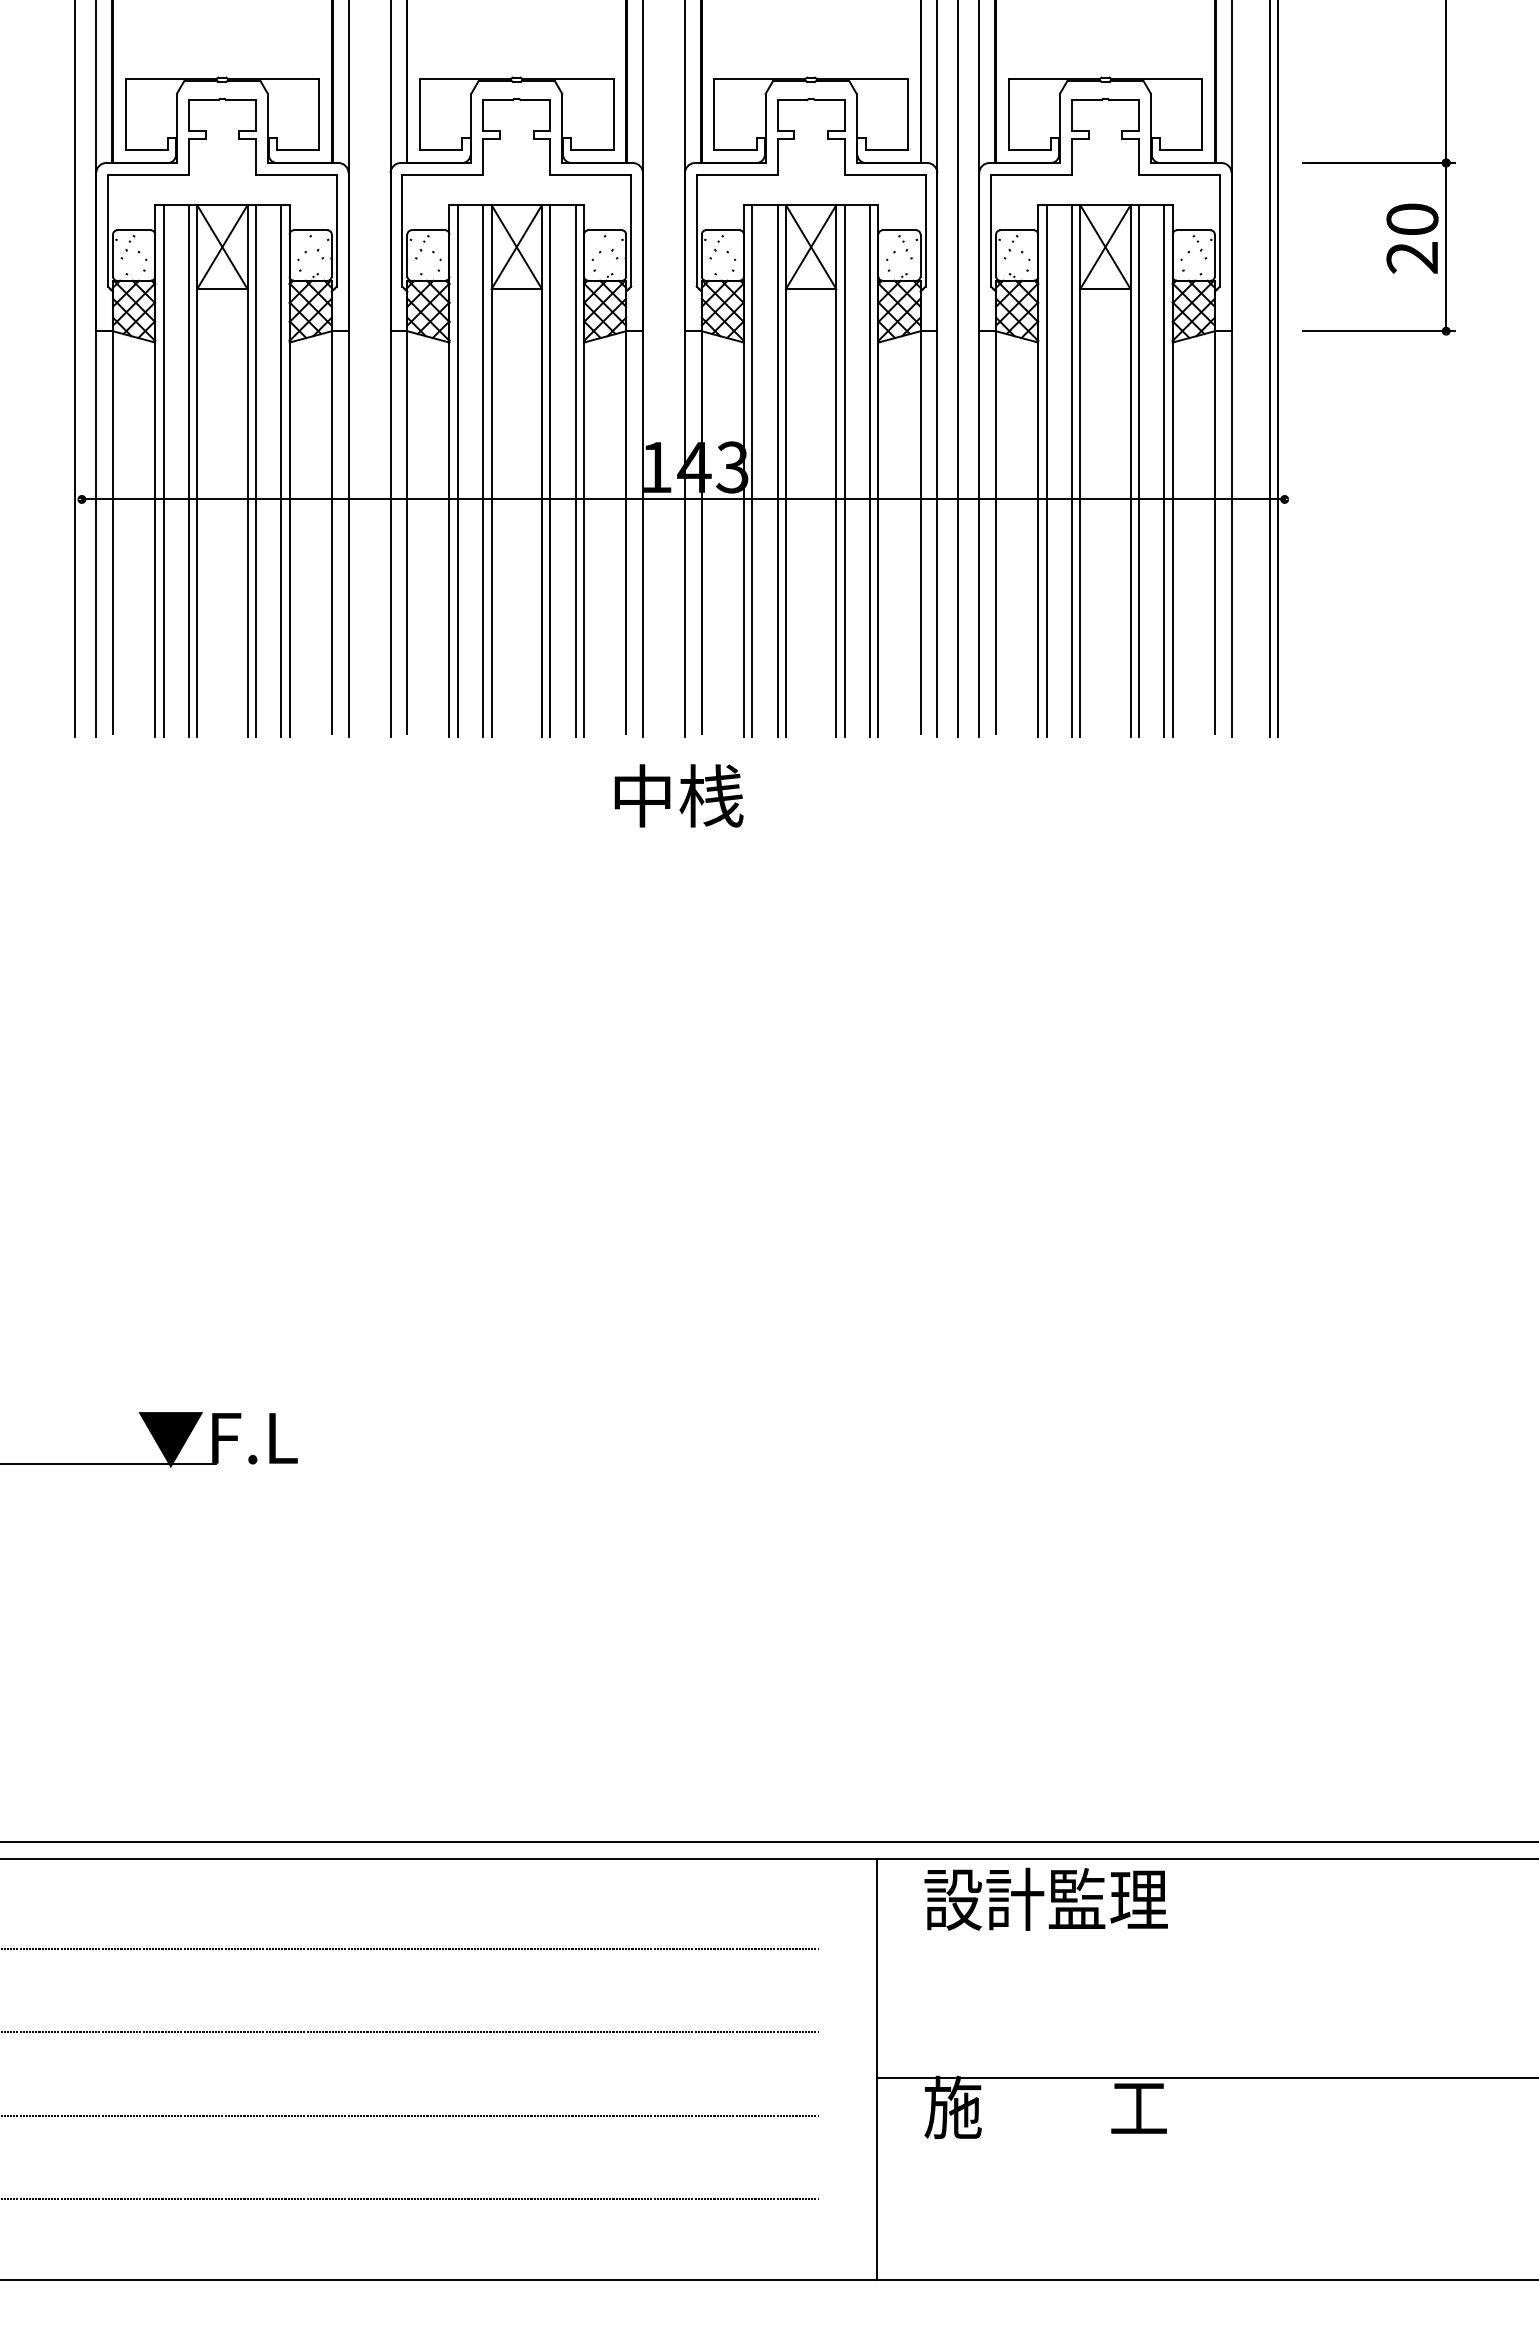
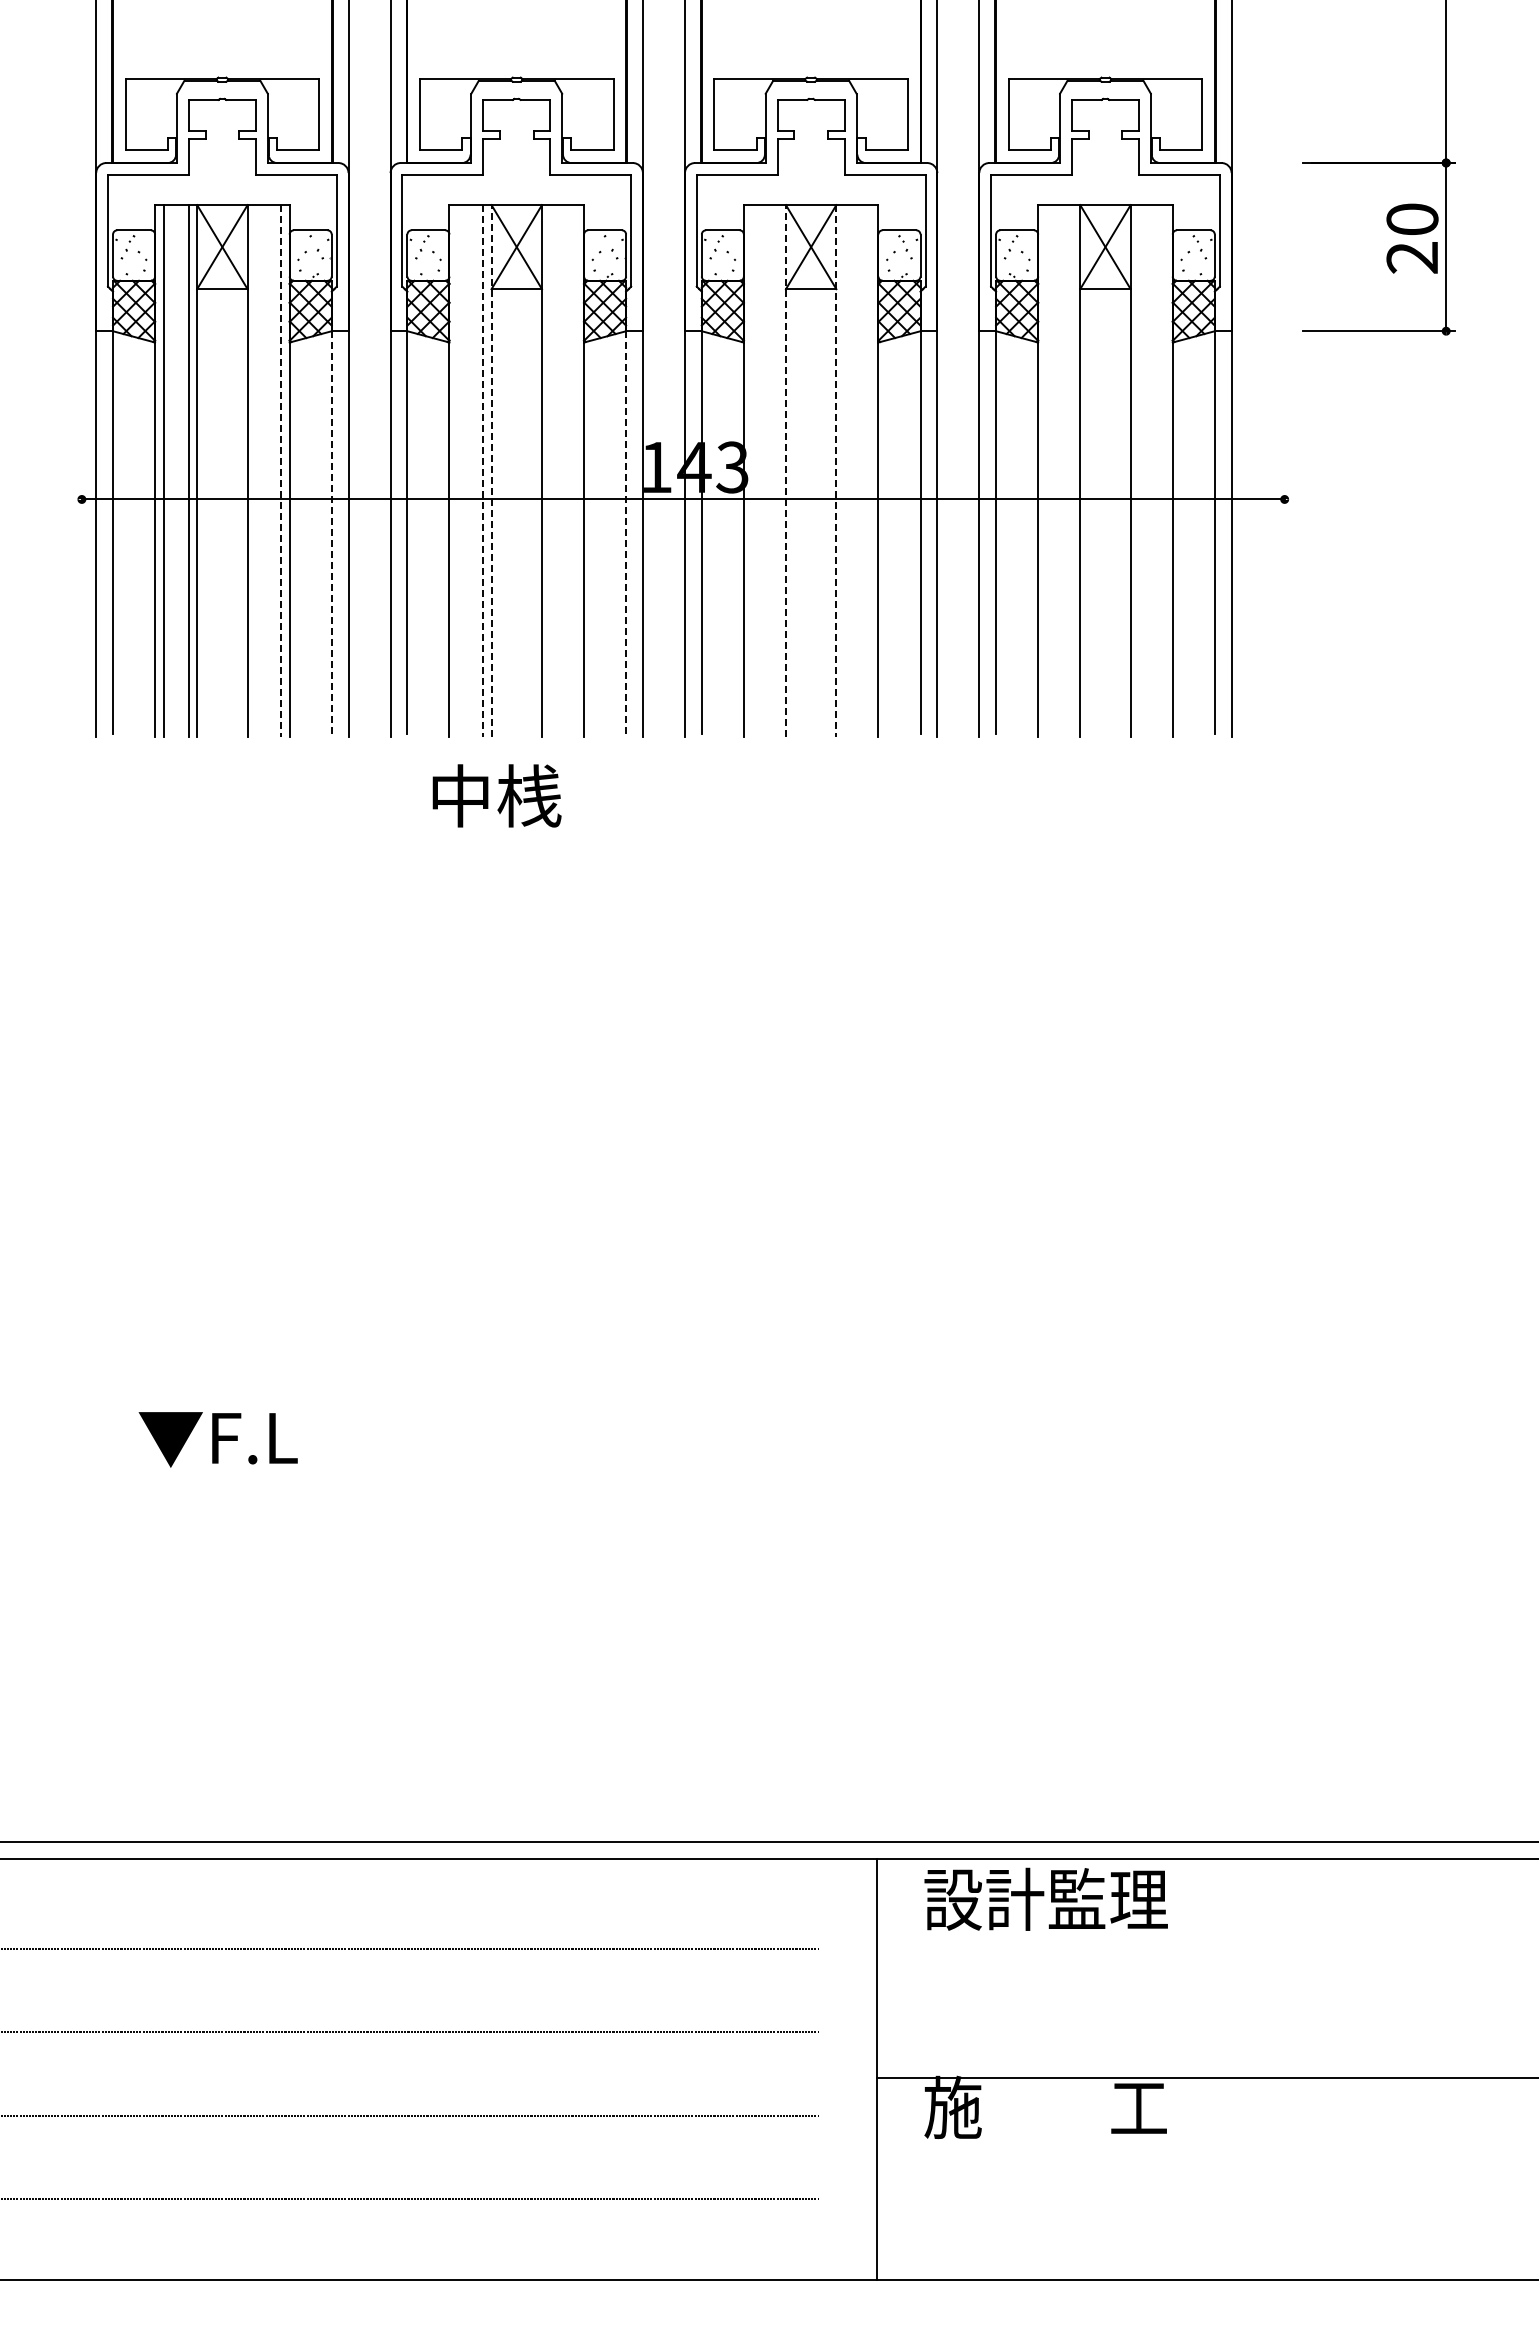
line: present -> none (75, 369)
line: present -> none (958, 369)
line: present -> none (1269, 369)
line: present -> none (1277, 369)
line: present -> none (256, 470)
line: solid -> dashed (281, 470)
line: present -> none (457, 470)
line: solid -> dashed (483, 470)
line: solid -> dashed (491, 470)
line: present -> none (550, 470)
line: present -> none (575, 470)
line: present -> none (752, 470)
line: present -> none (777, 470)
line: solid -> dashed (785, 470)
line: solid -> dashed (836, 470)
line: present -> none (844, 470)
line: present -> none (870, 470)
line: present -> none (1046, 470)
line: present -> none (1071, 470)
line: present -> none (1139, 470)
line: present -> none (1164, 470)
line: solid -> dashed (331, 532)
line: solid -> dashed (626, 532)
text position: (678, 795) -> (496, 795) (496, 795)
line: present -> none (109, 1463)
